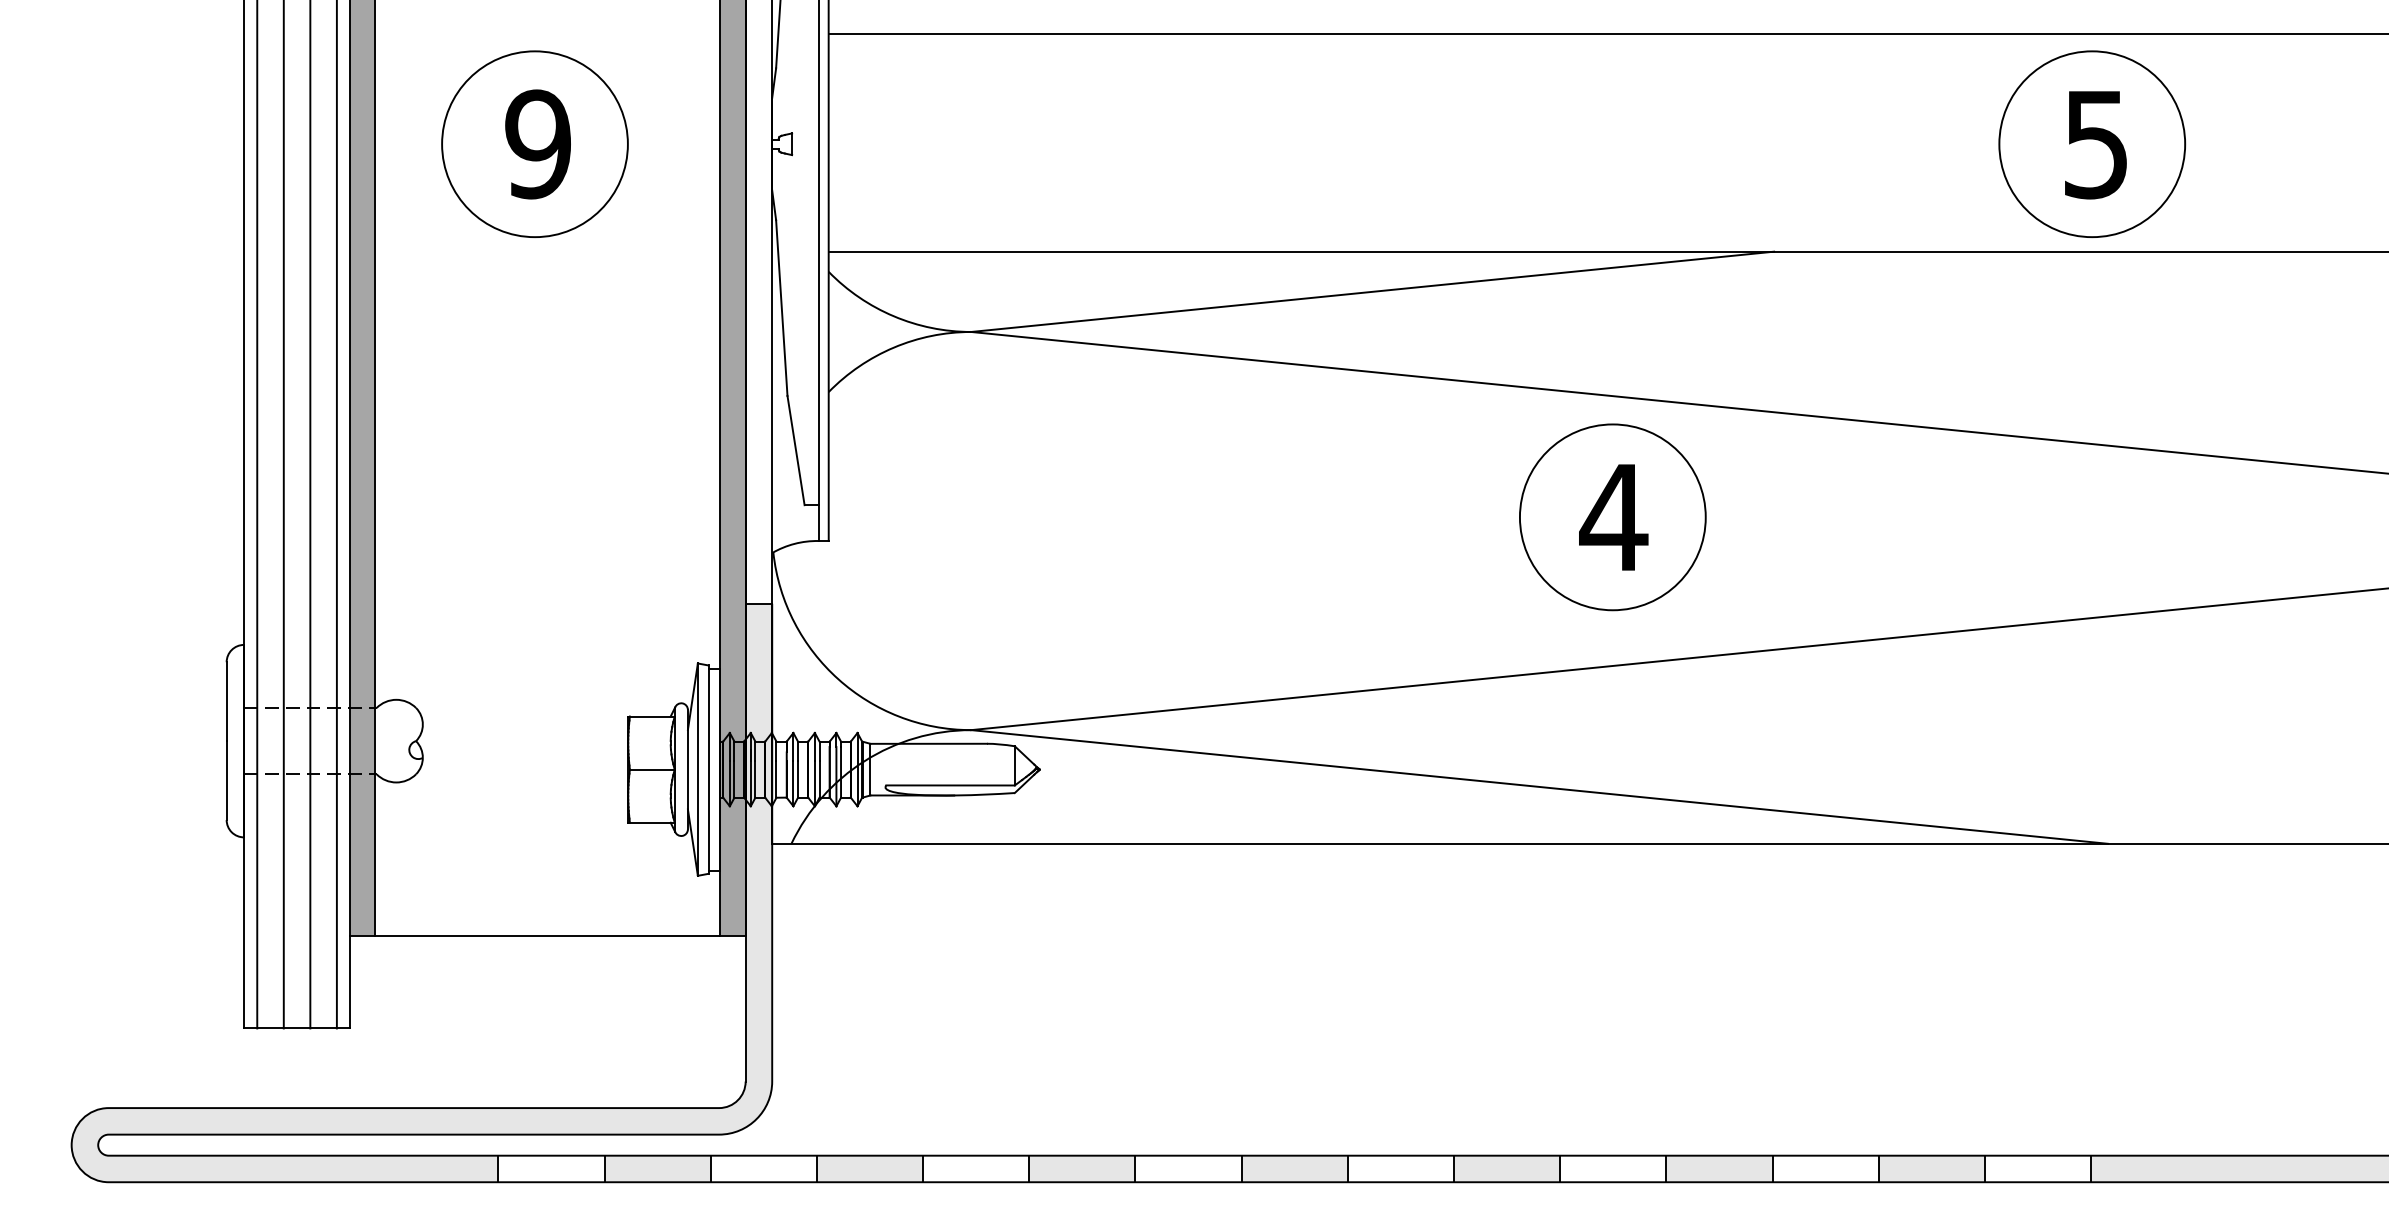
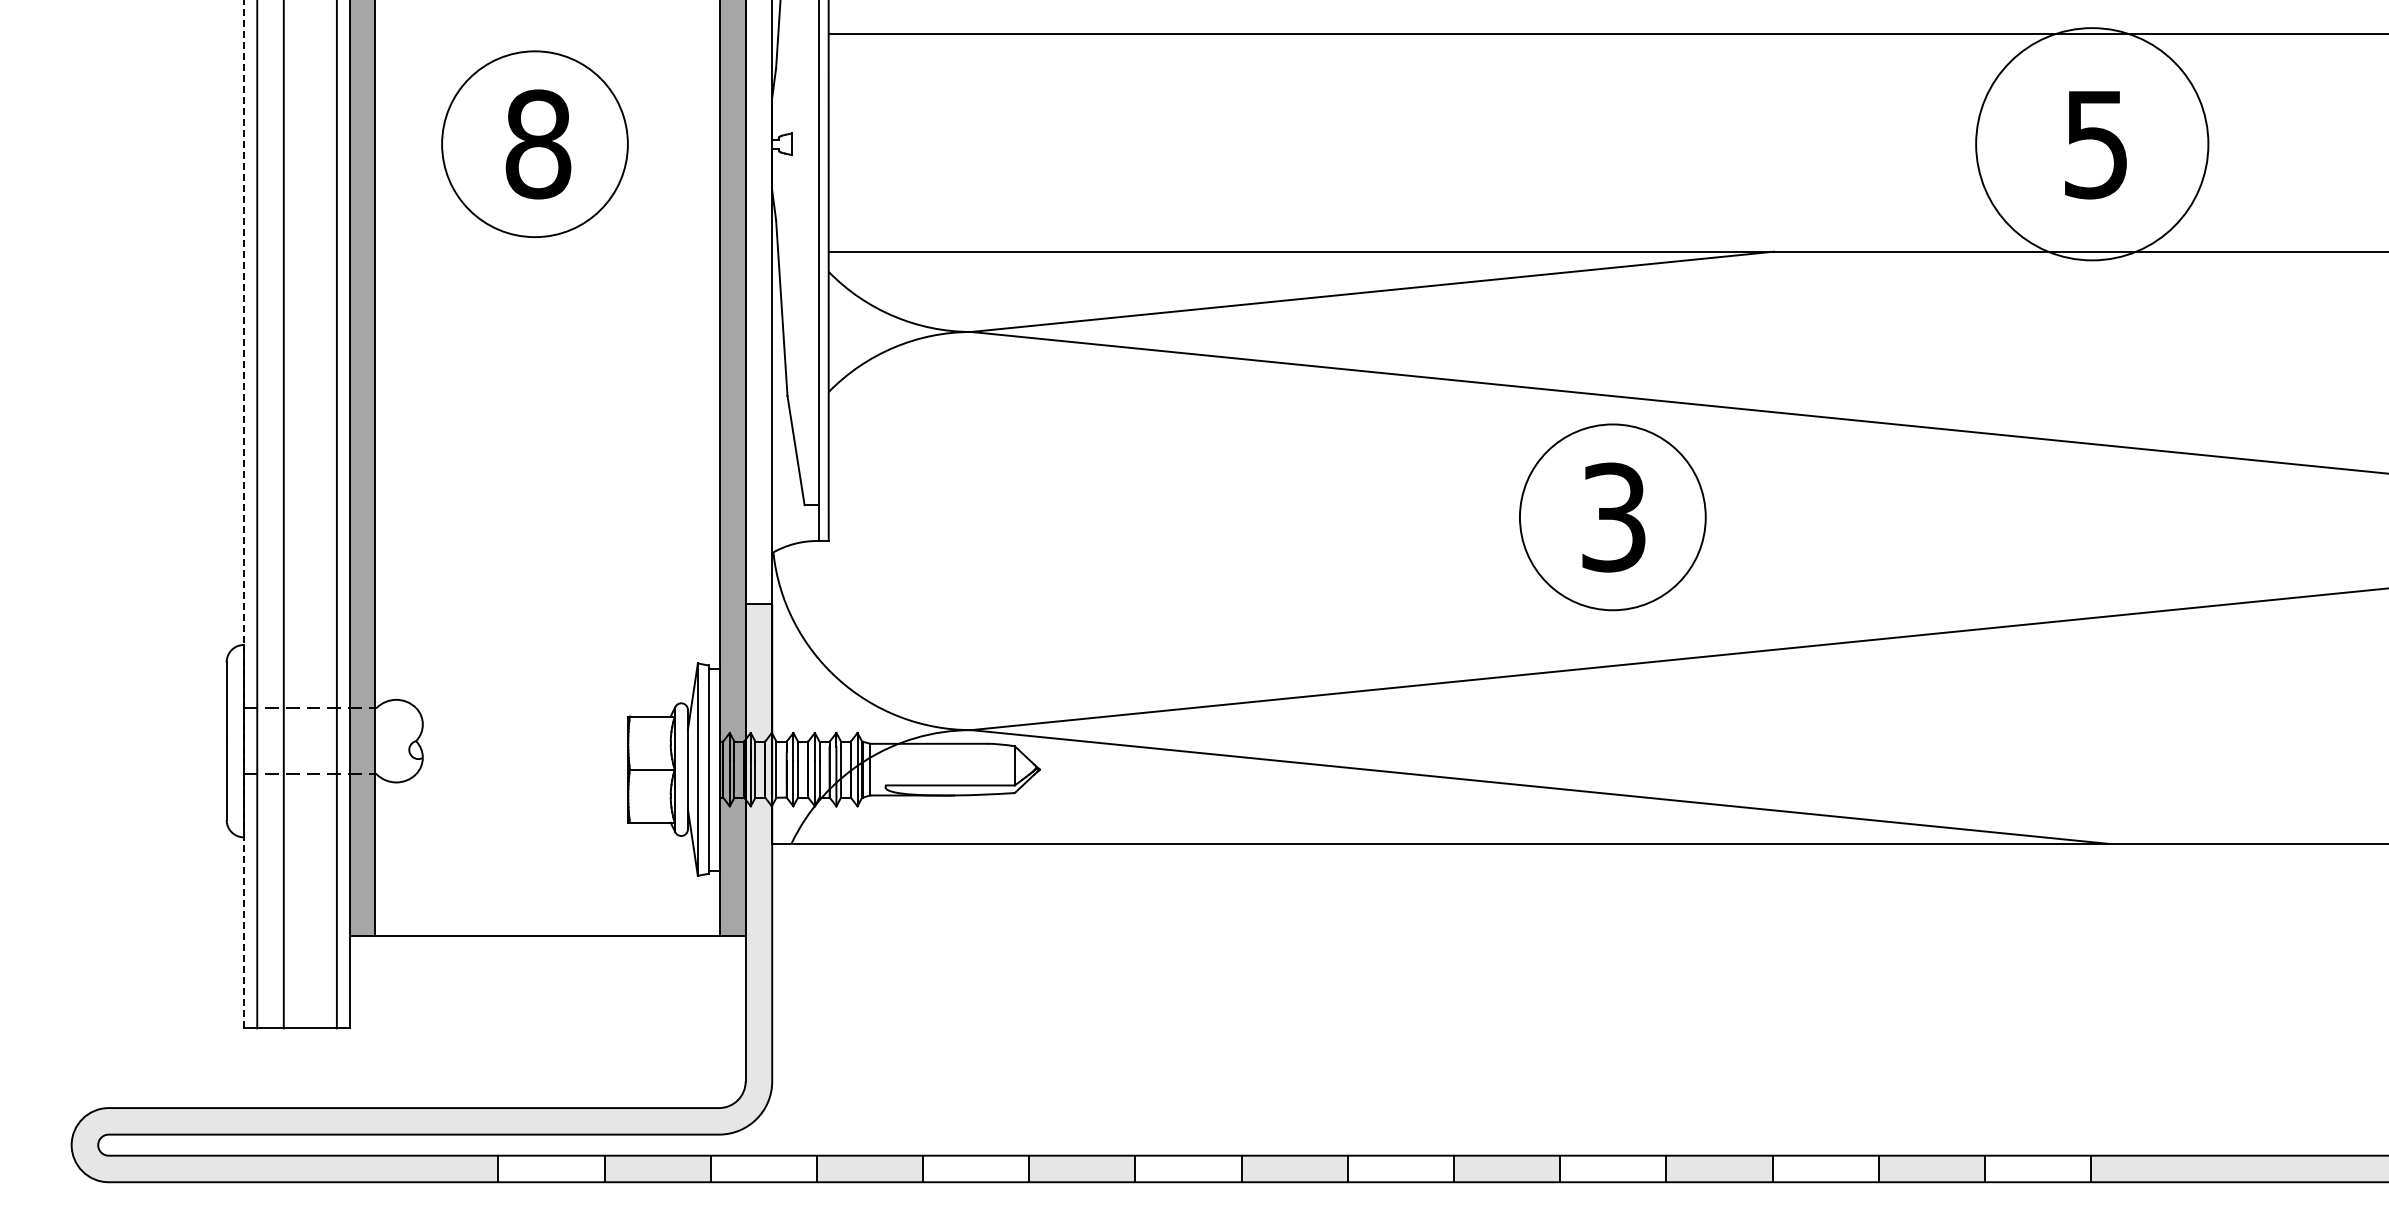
text: 9 -> 8 (538, 144)
circle diameter: 186 px -> 232 px (2092, 144)
line: solid -> dashed (243, 514)
line: present -> none (310, 515)
text: 4 -> 3 (1613, 517)
